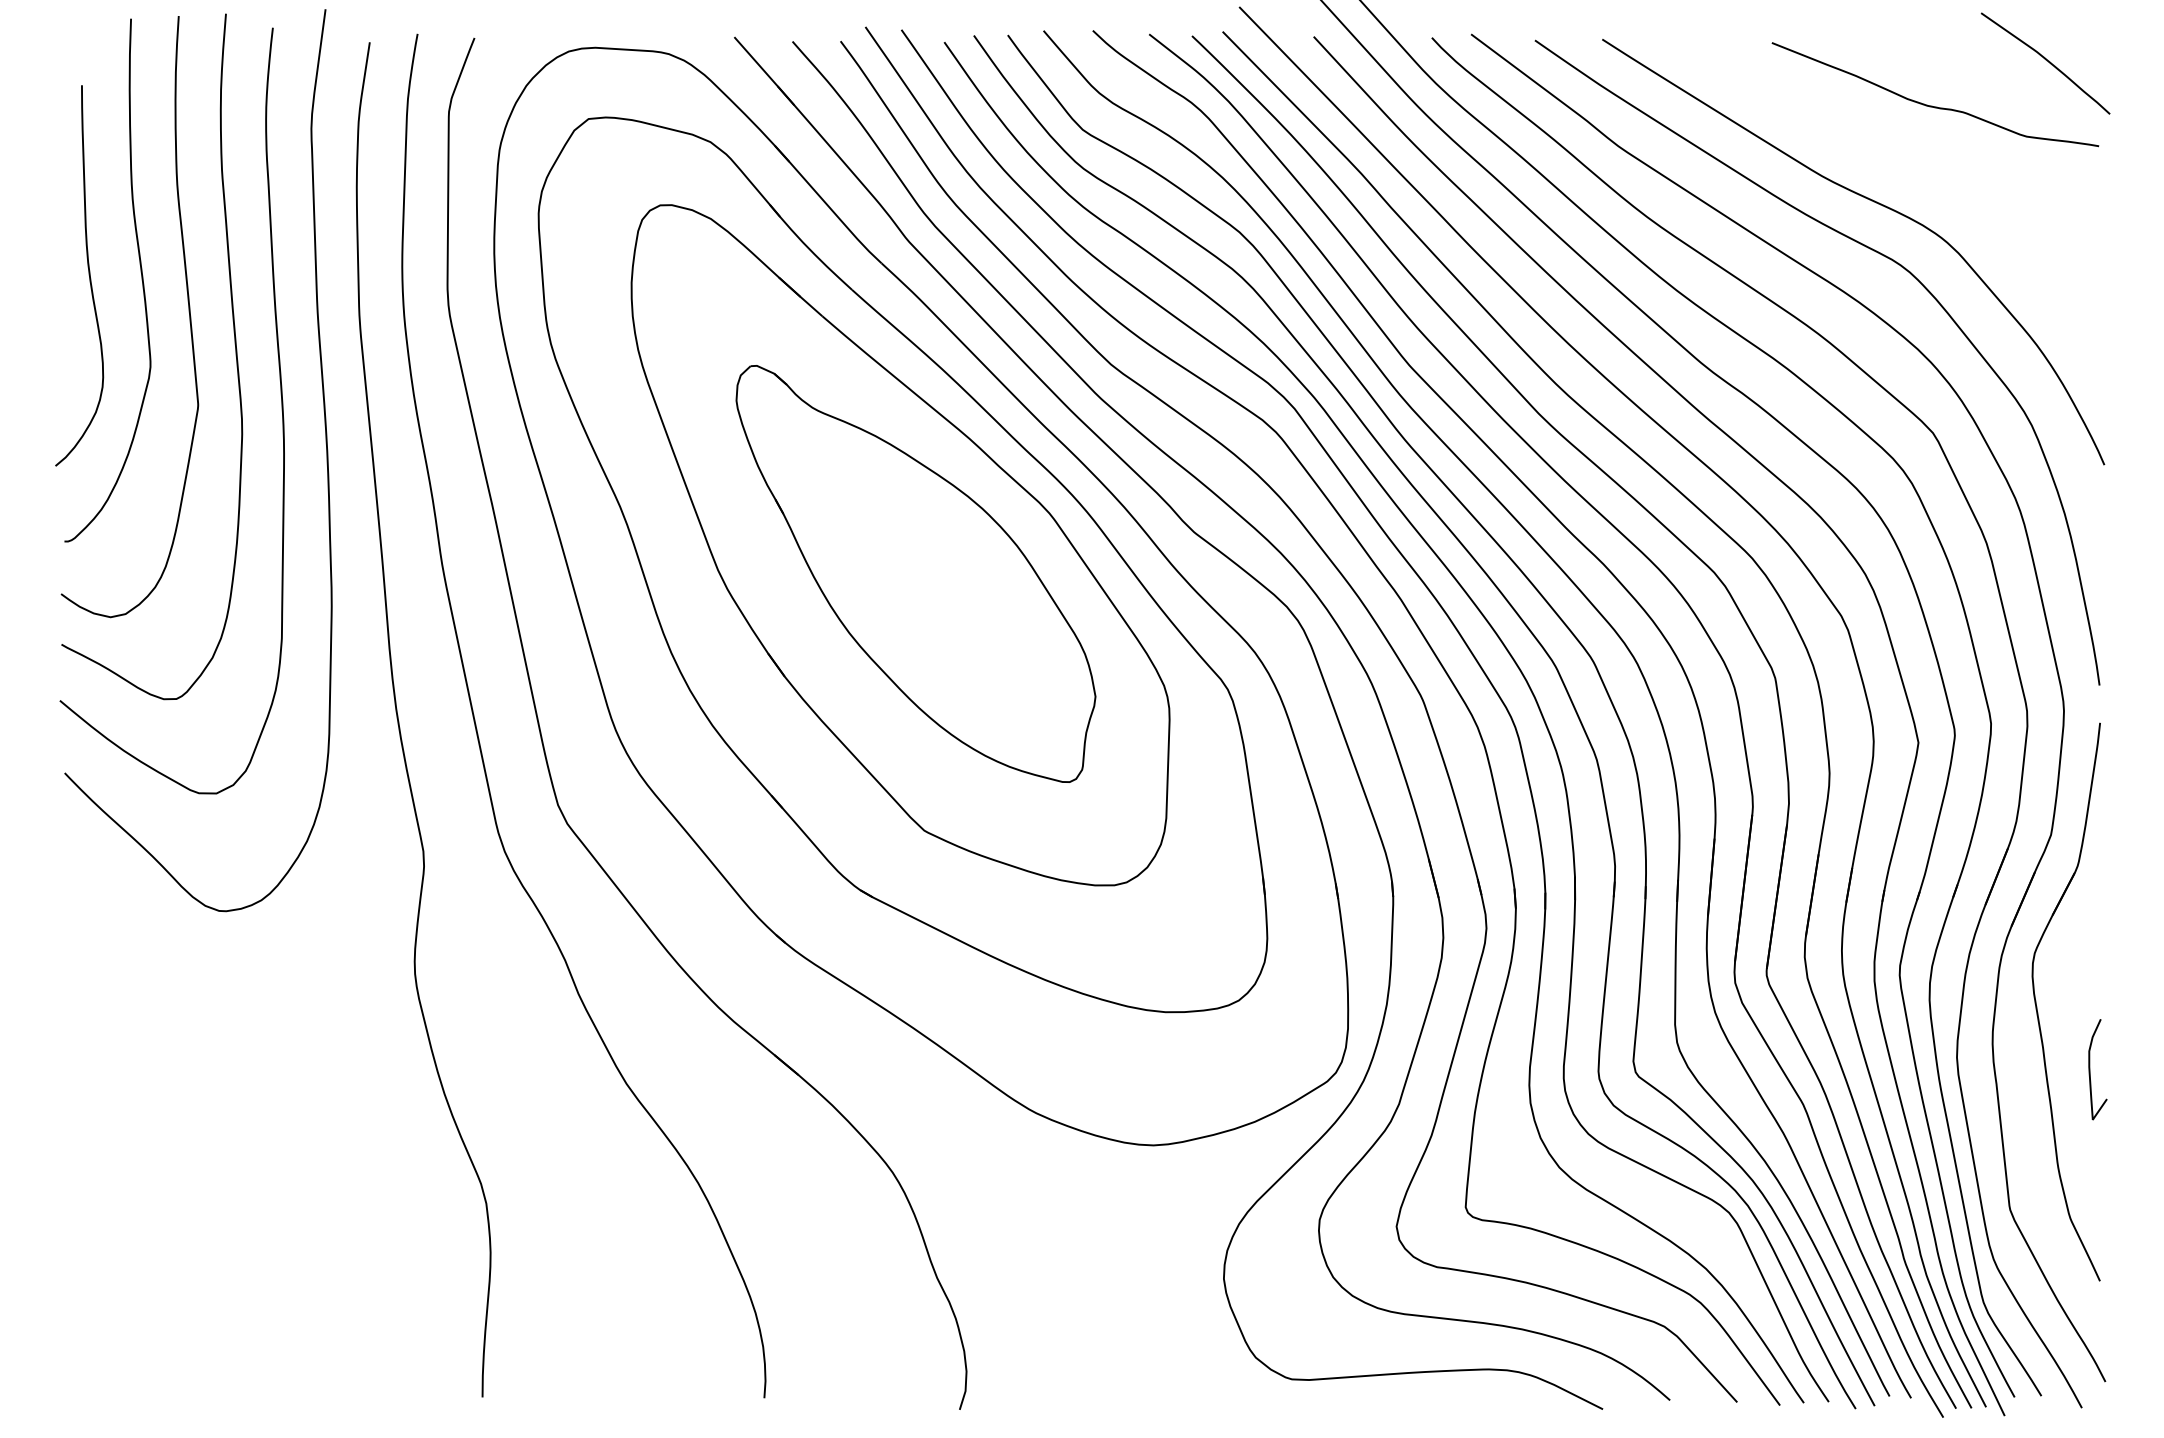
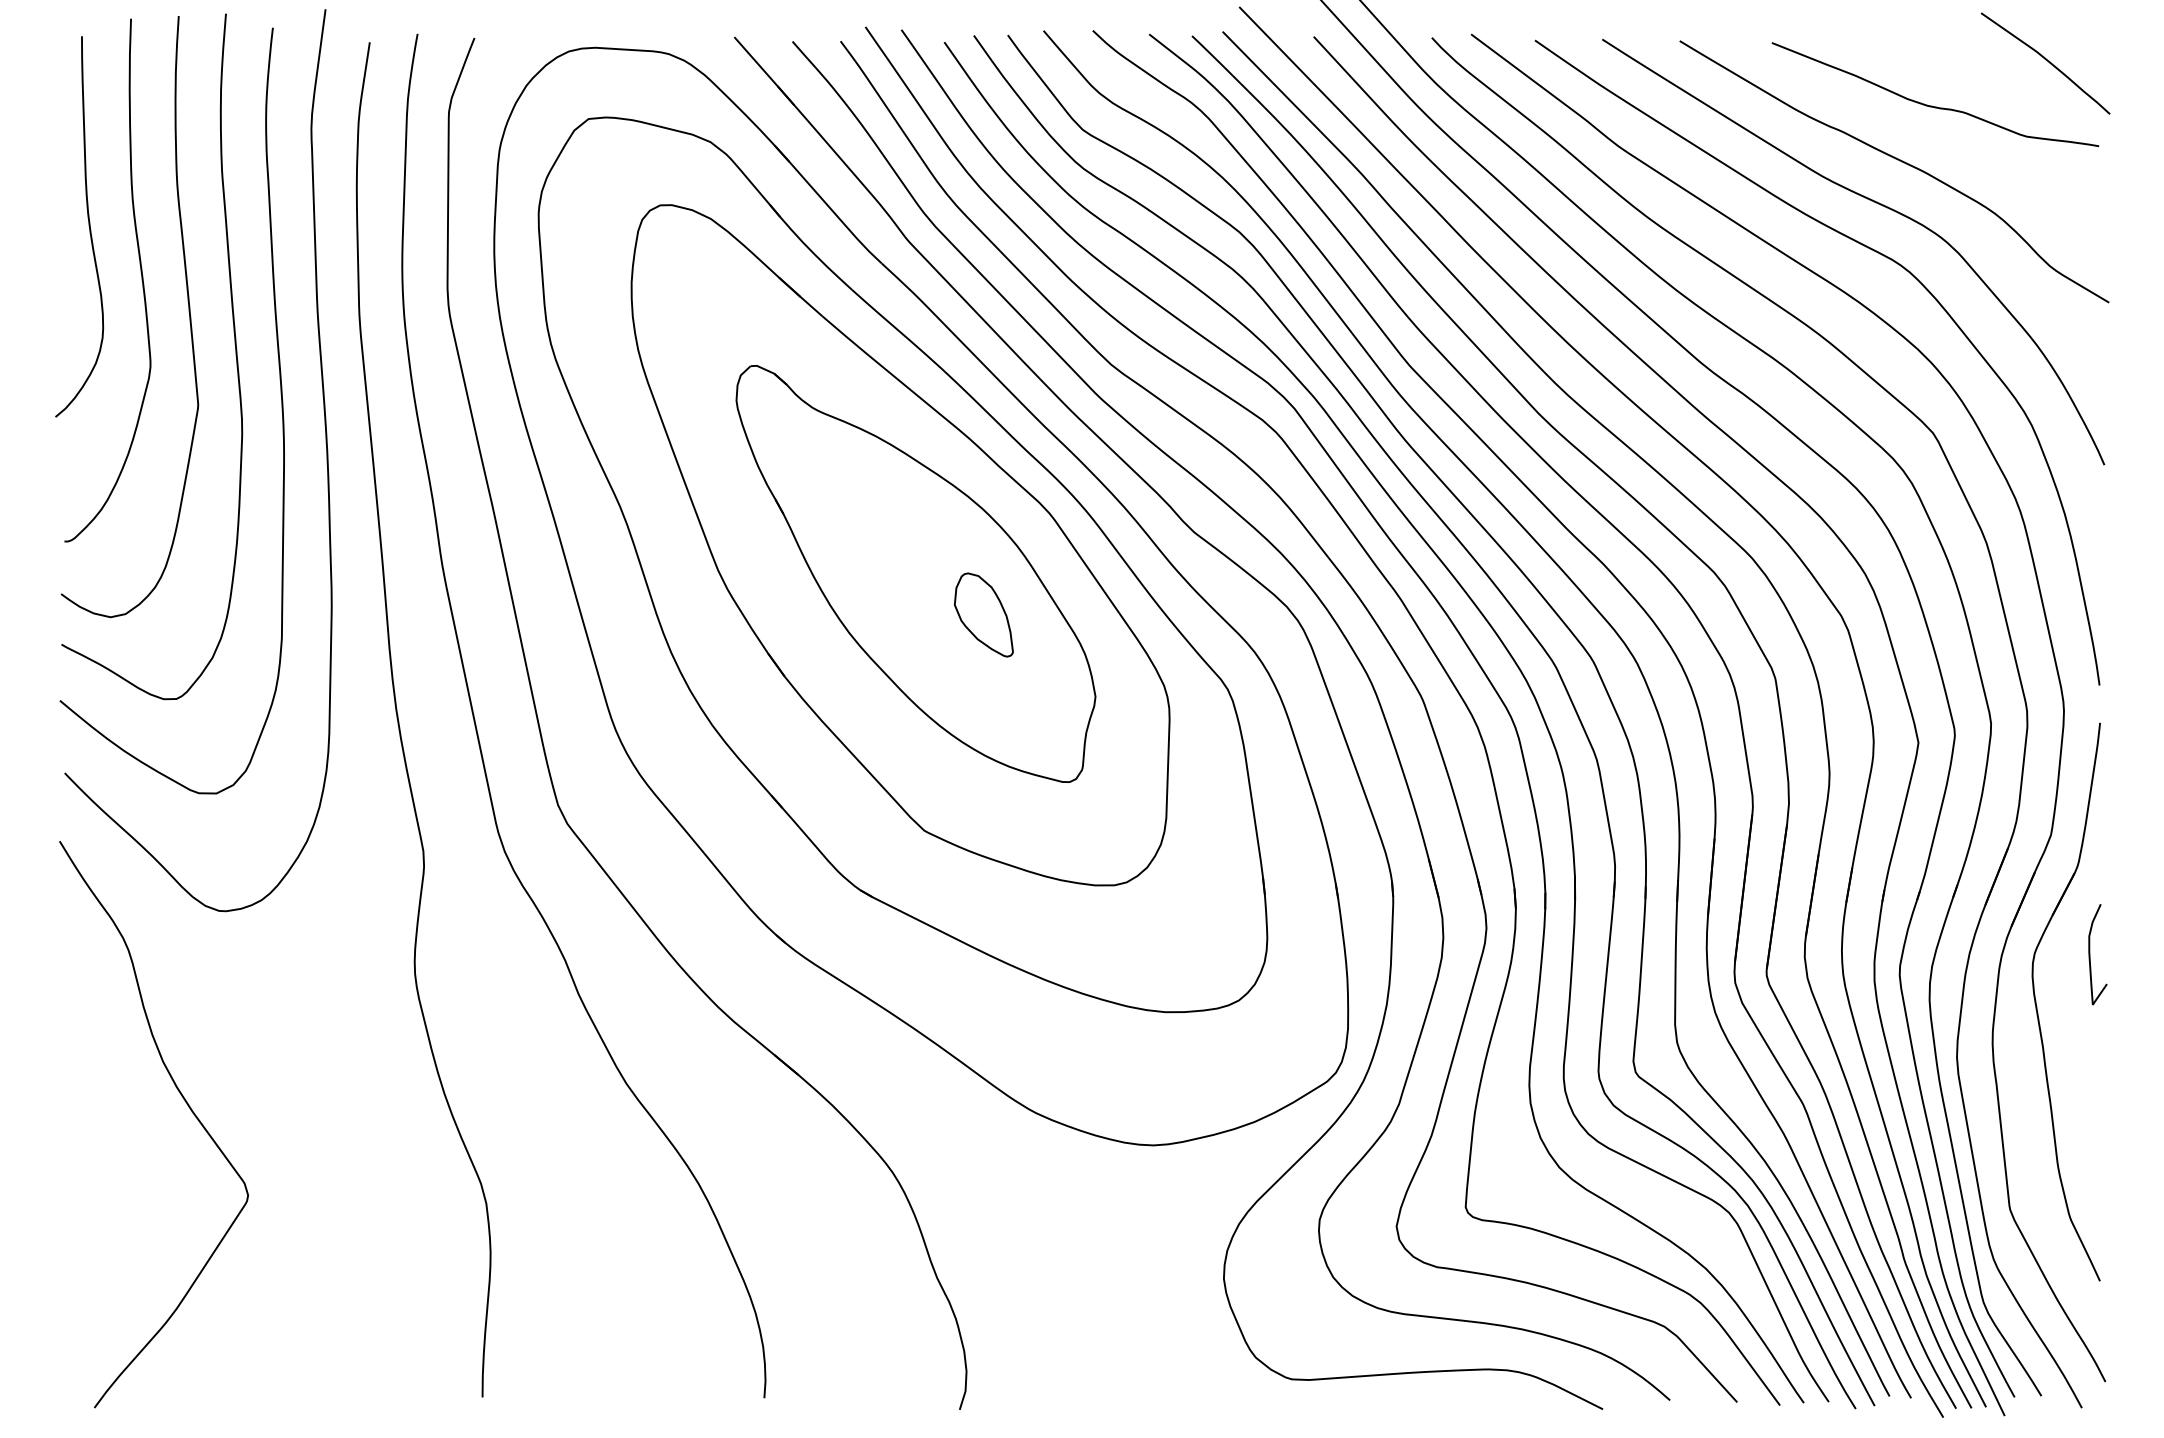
curve: none -> present (1899, 161)
curve position: (88, 275) -> (88, 226) (88, 226)
part: none -> present (983, 614)
curve position: (2090, 1069) -> (2090, 954) (2090, 954)
curve: none -> present (186, 1104)
